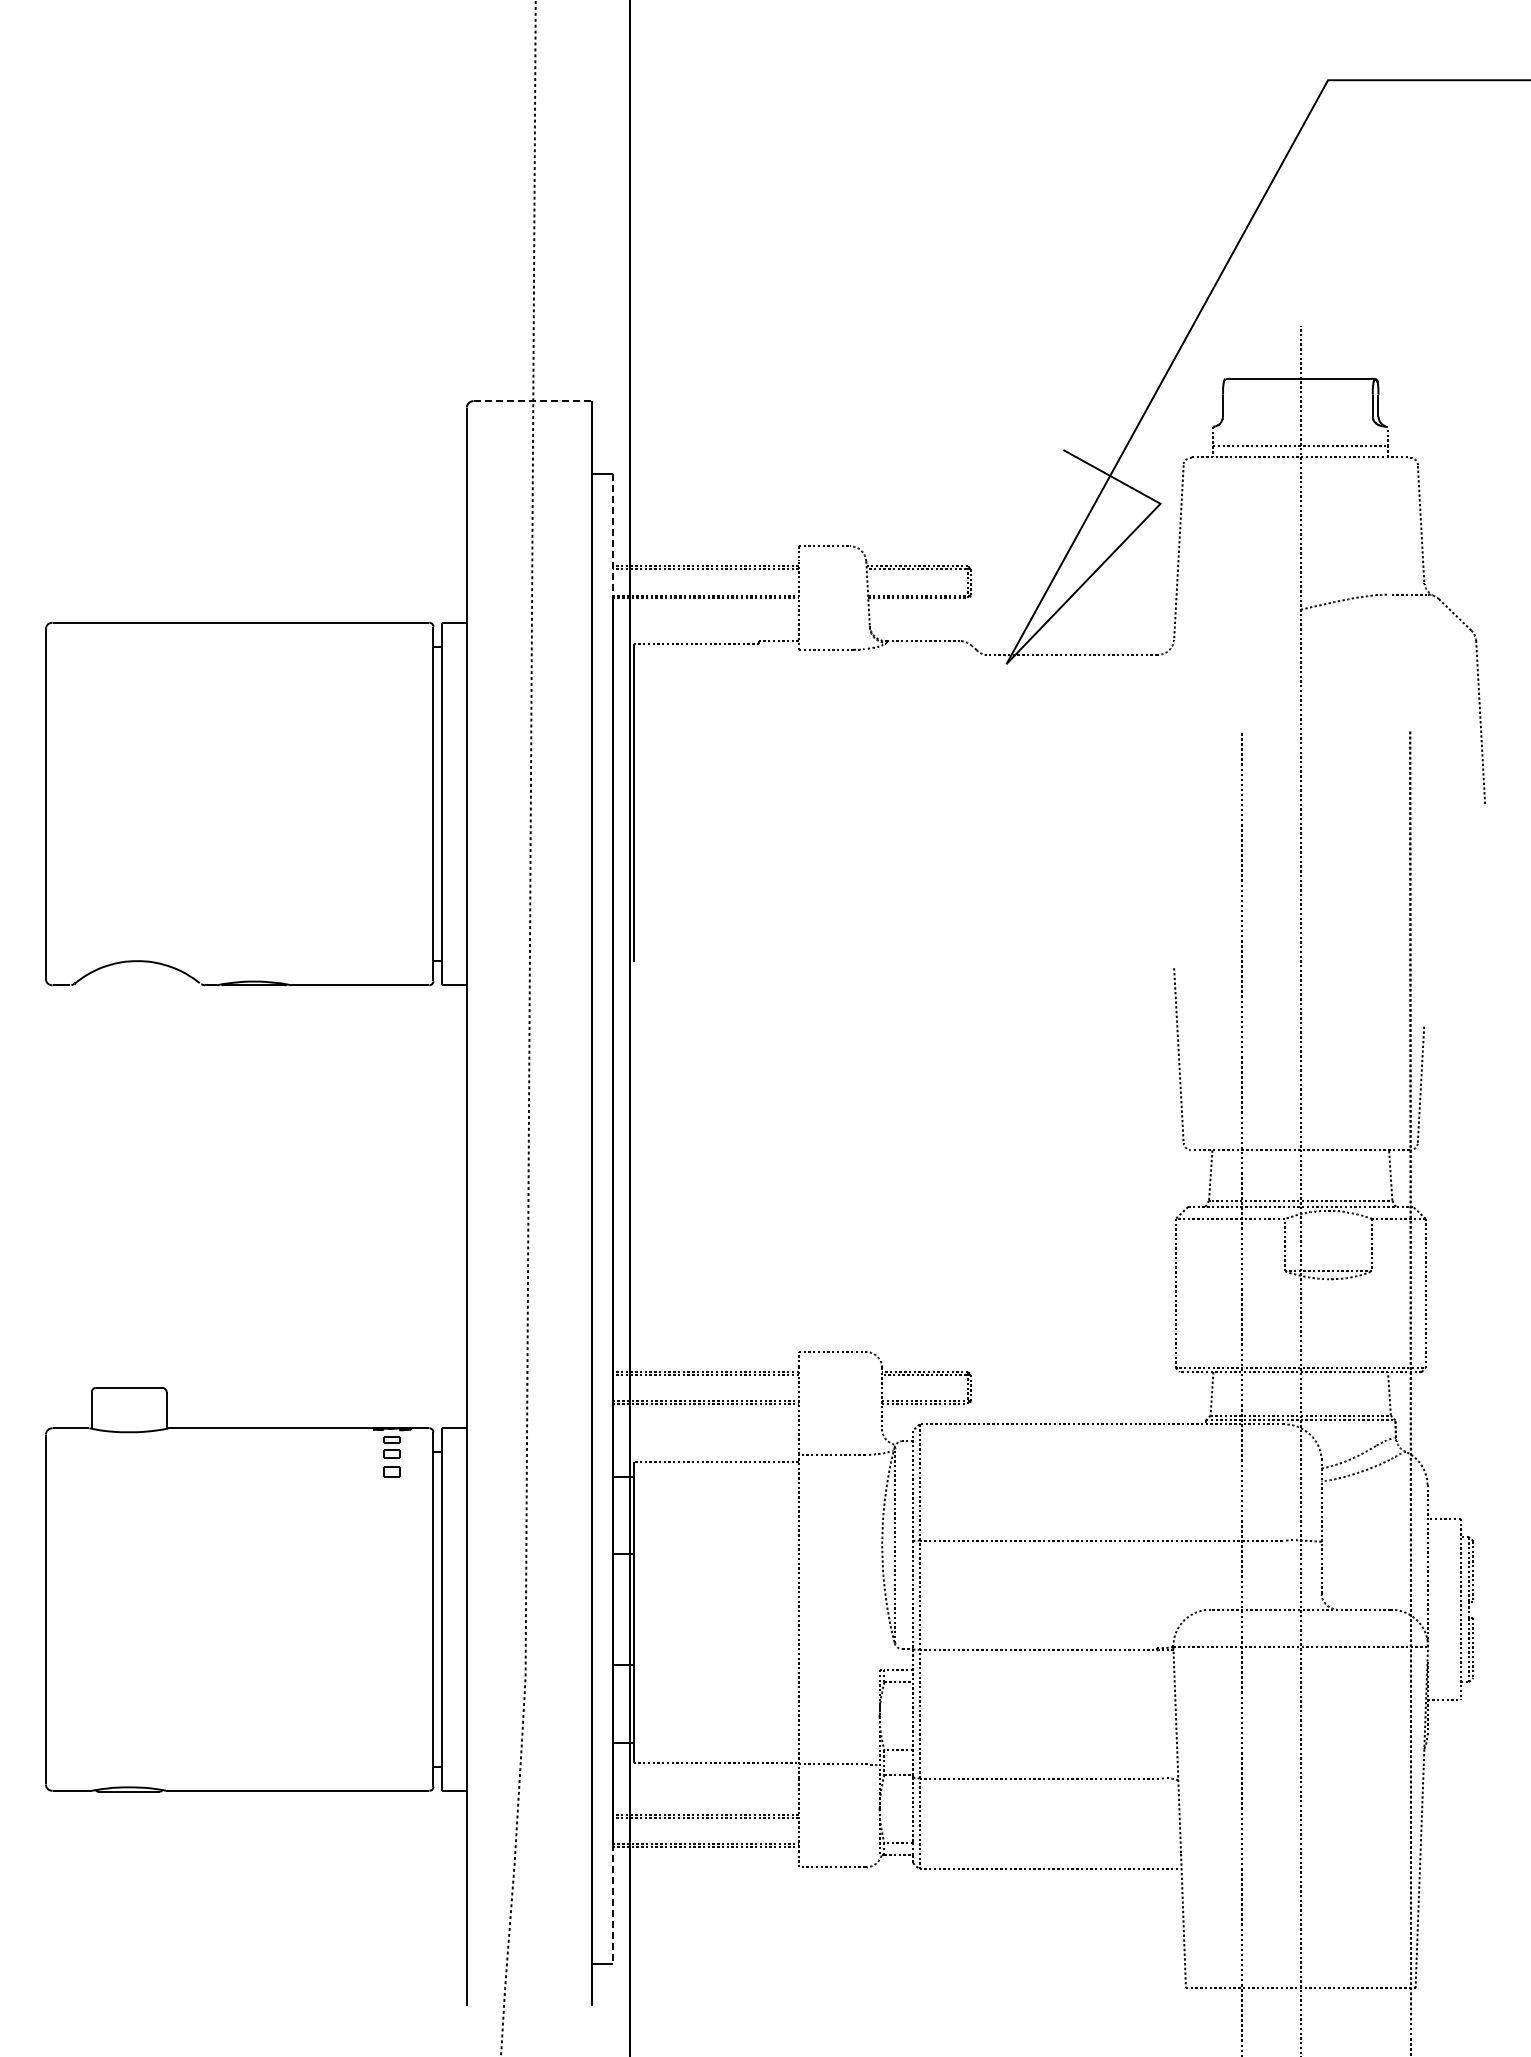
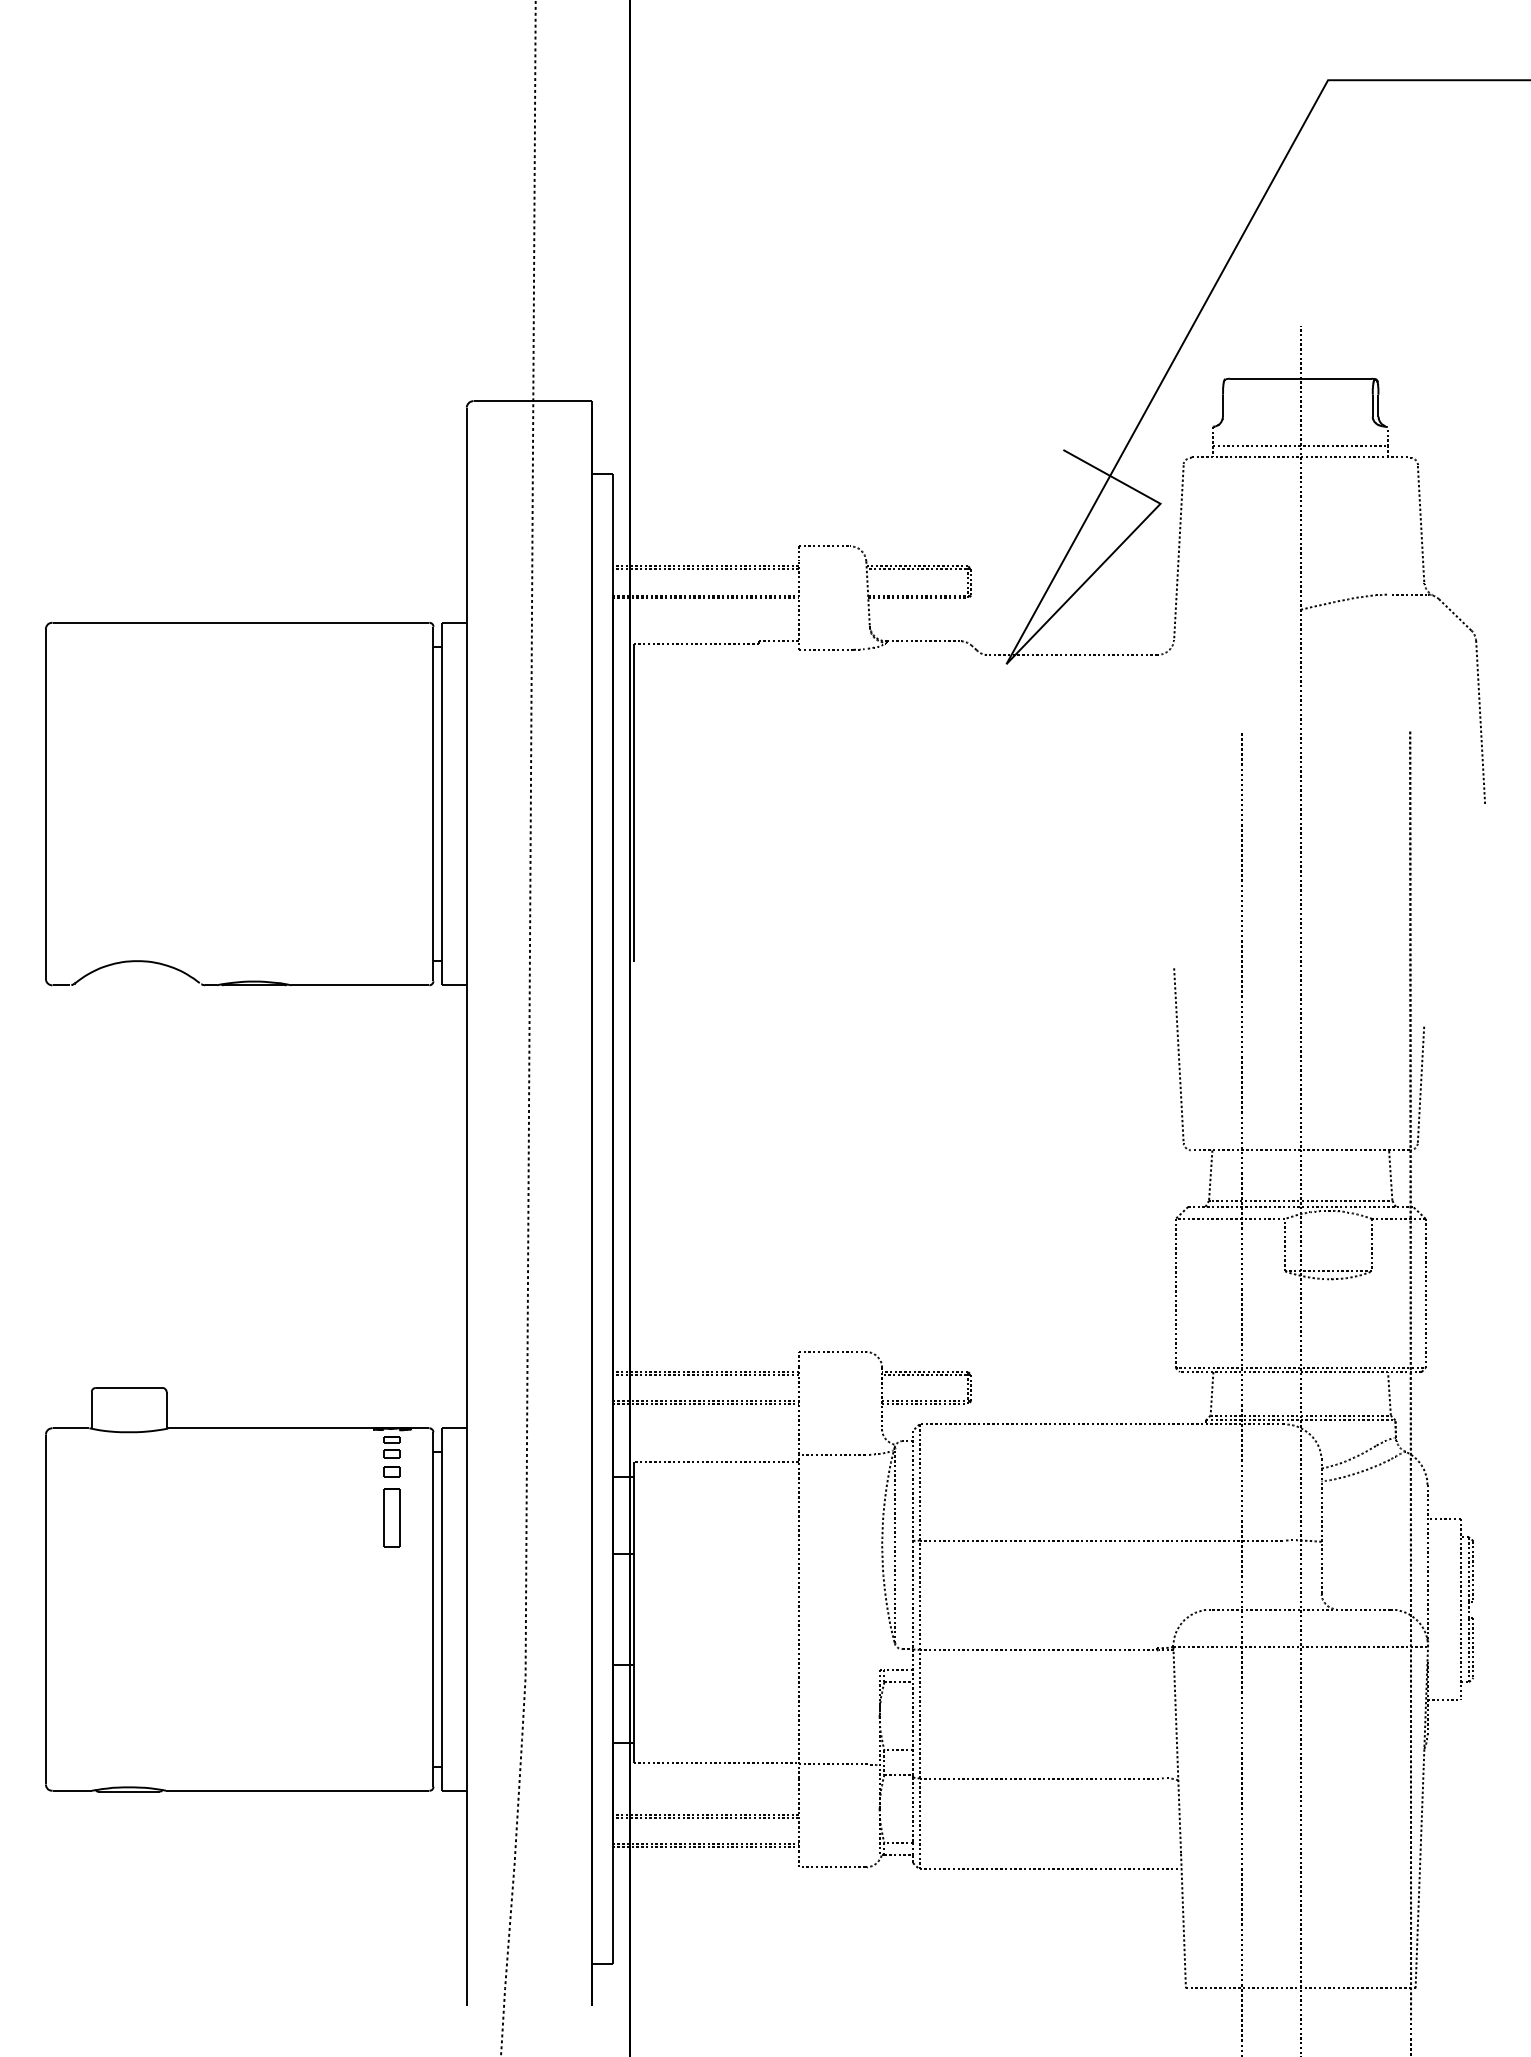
line: dashed -> solid (533, 401)
line: dashed -> solid (612, 535)
part: none -> present (391, 1517)
line: dashed -> solid (612, 1904)
